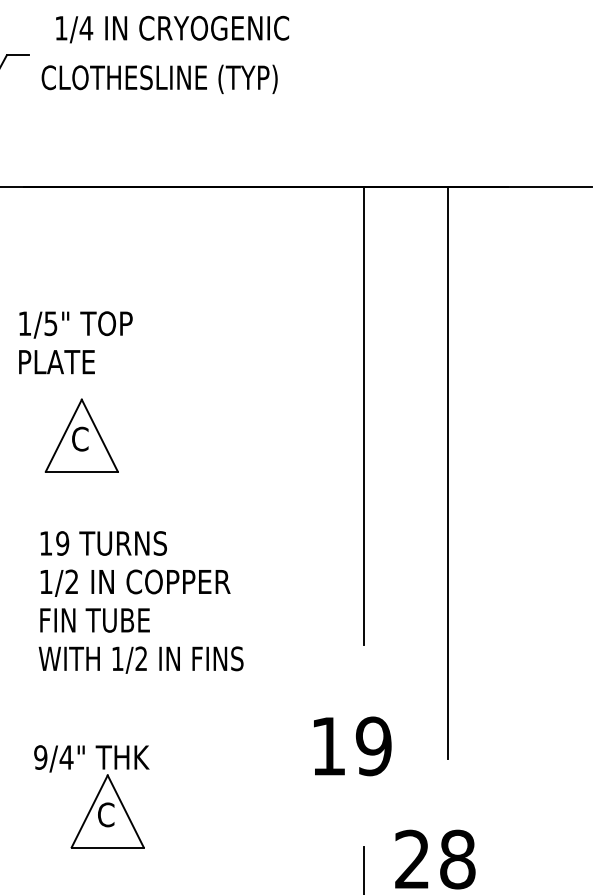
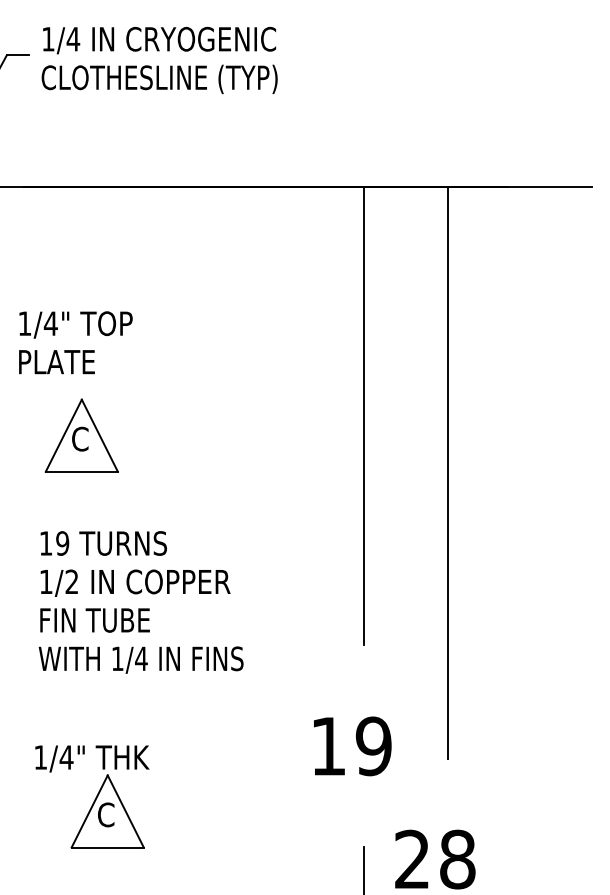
text position: (172, 29) -> (159, 40) (159, 40)
text: 1/5" -> 1/4" (50, 323)
text: 1/2 -> 1/4 (141, 658)
text: 9/4" -> 1/4" (40, 757)
